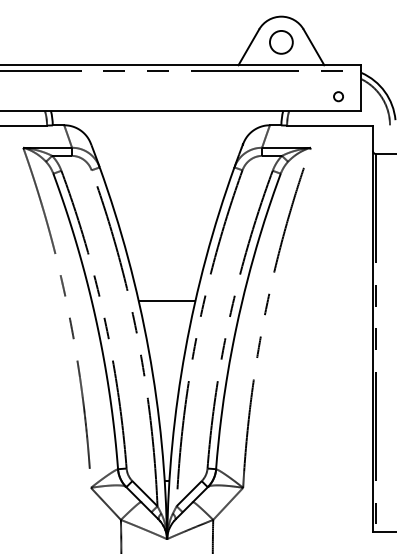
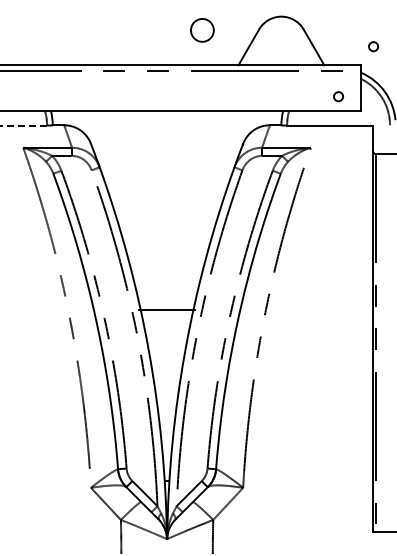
circle position: (281, 42) -> (202, 30) (202, 30)
circle: none -> present (373, 46)
line: solid -> dashed (23, 125)
line position: (166, 301) -> (166, 310) (166, 310)
